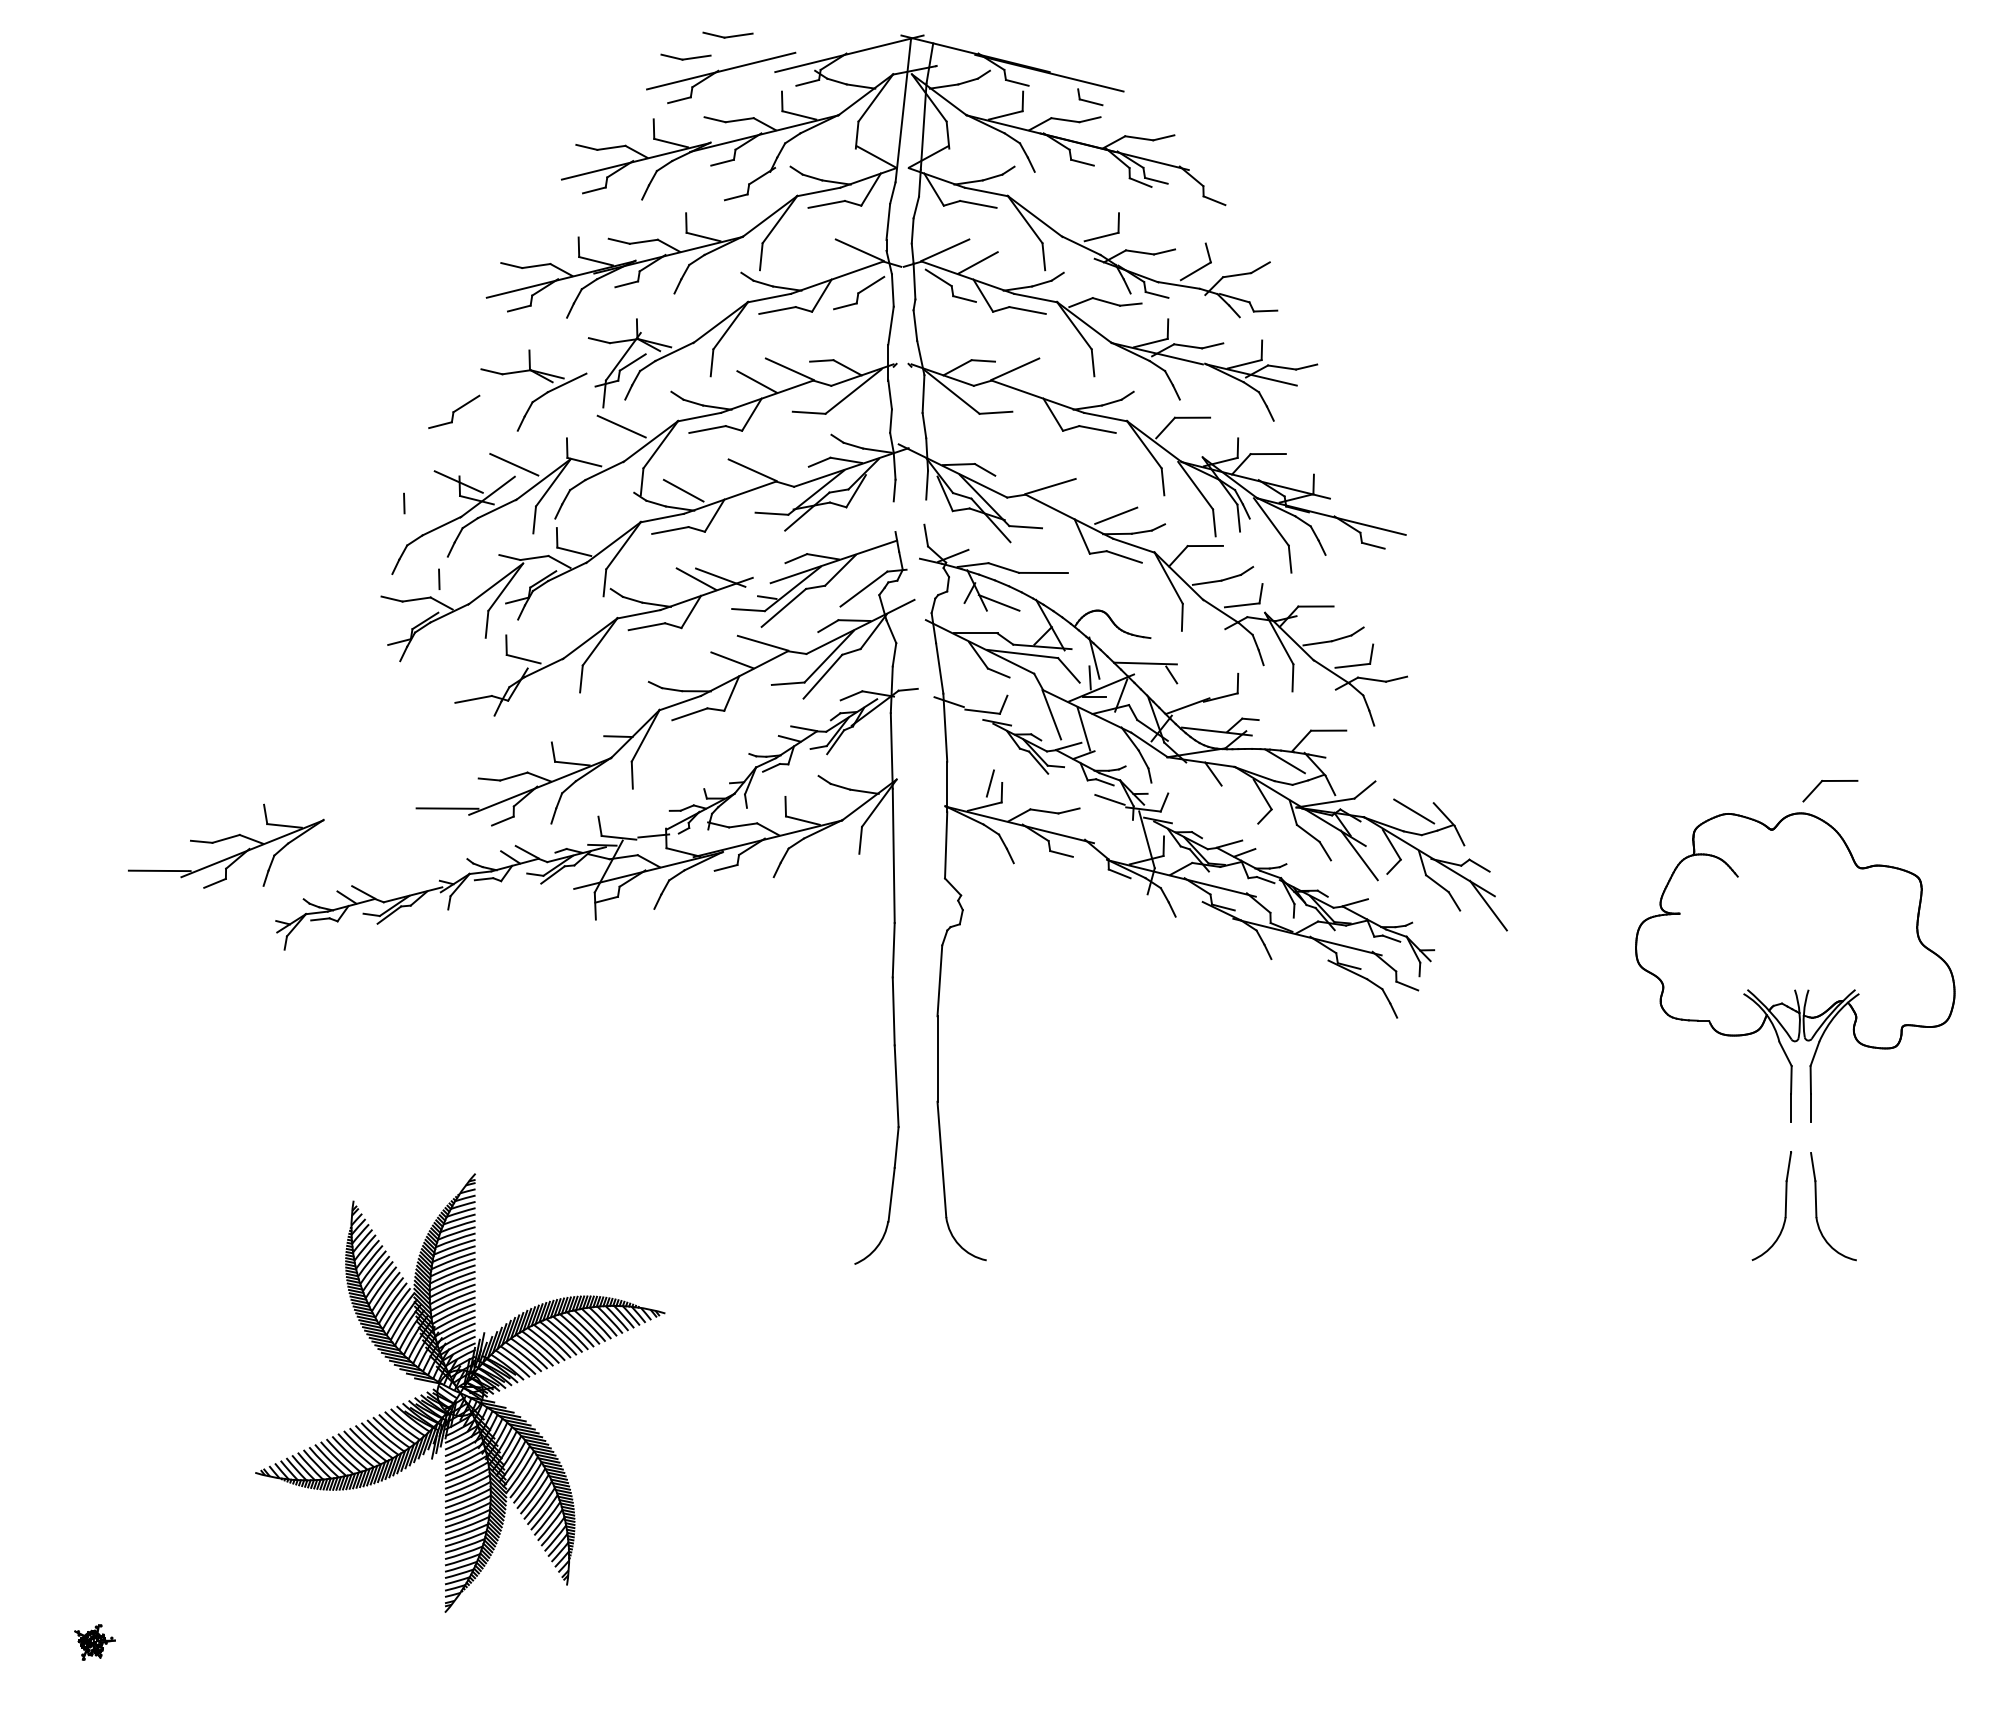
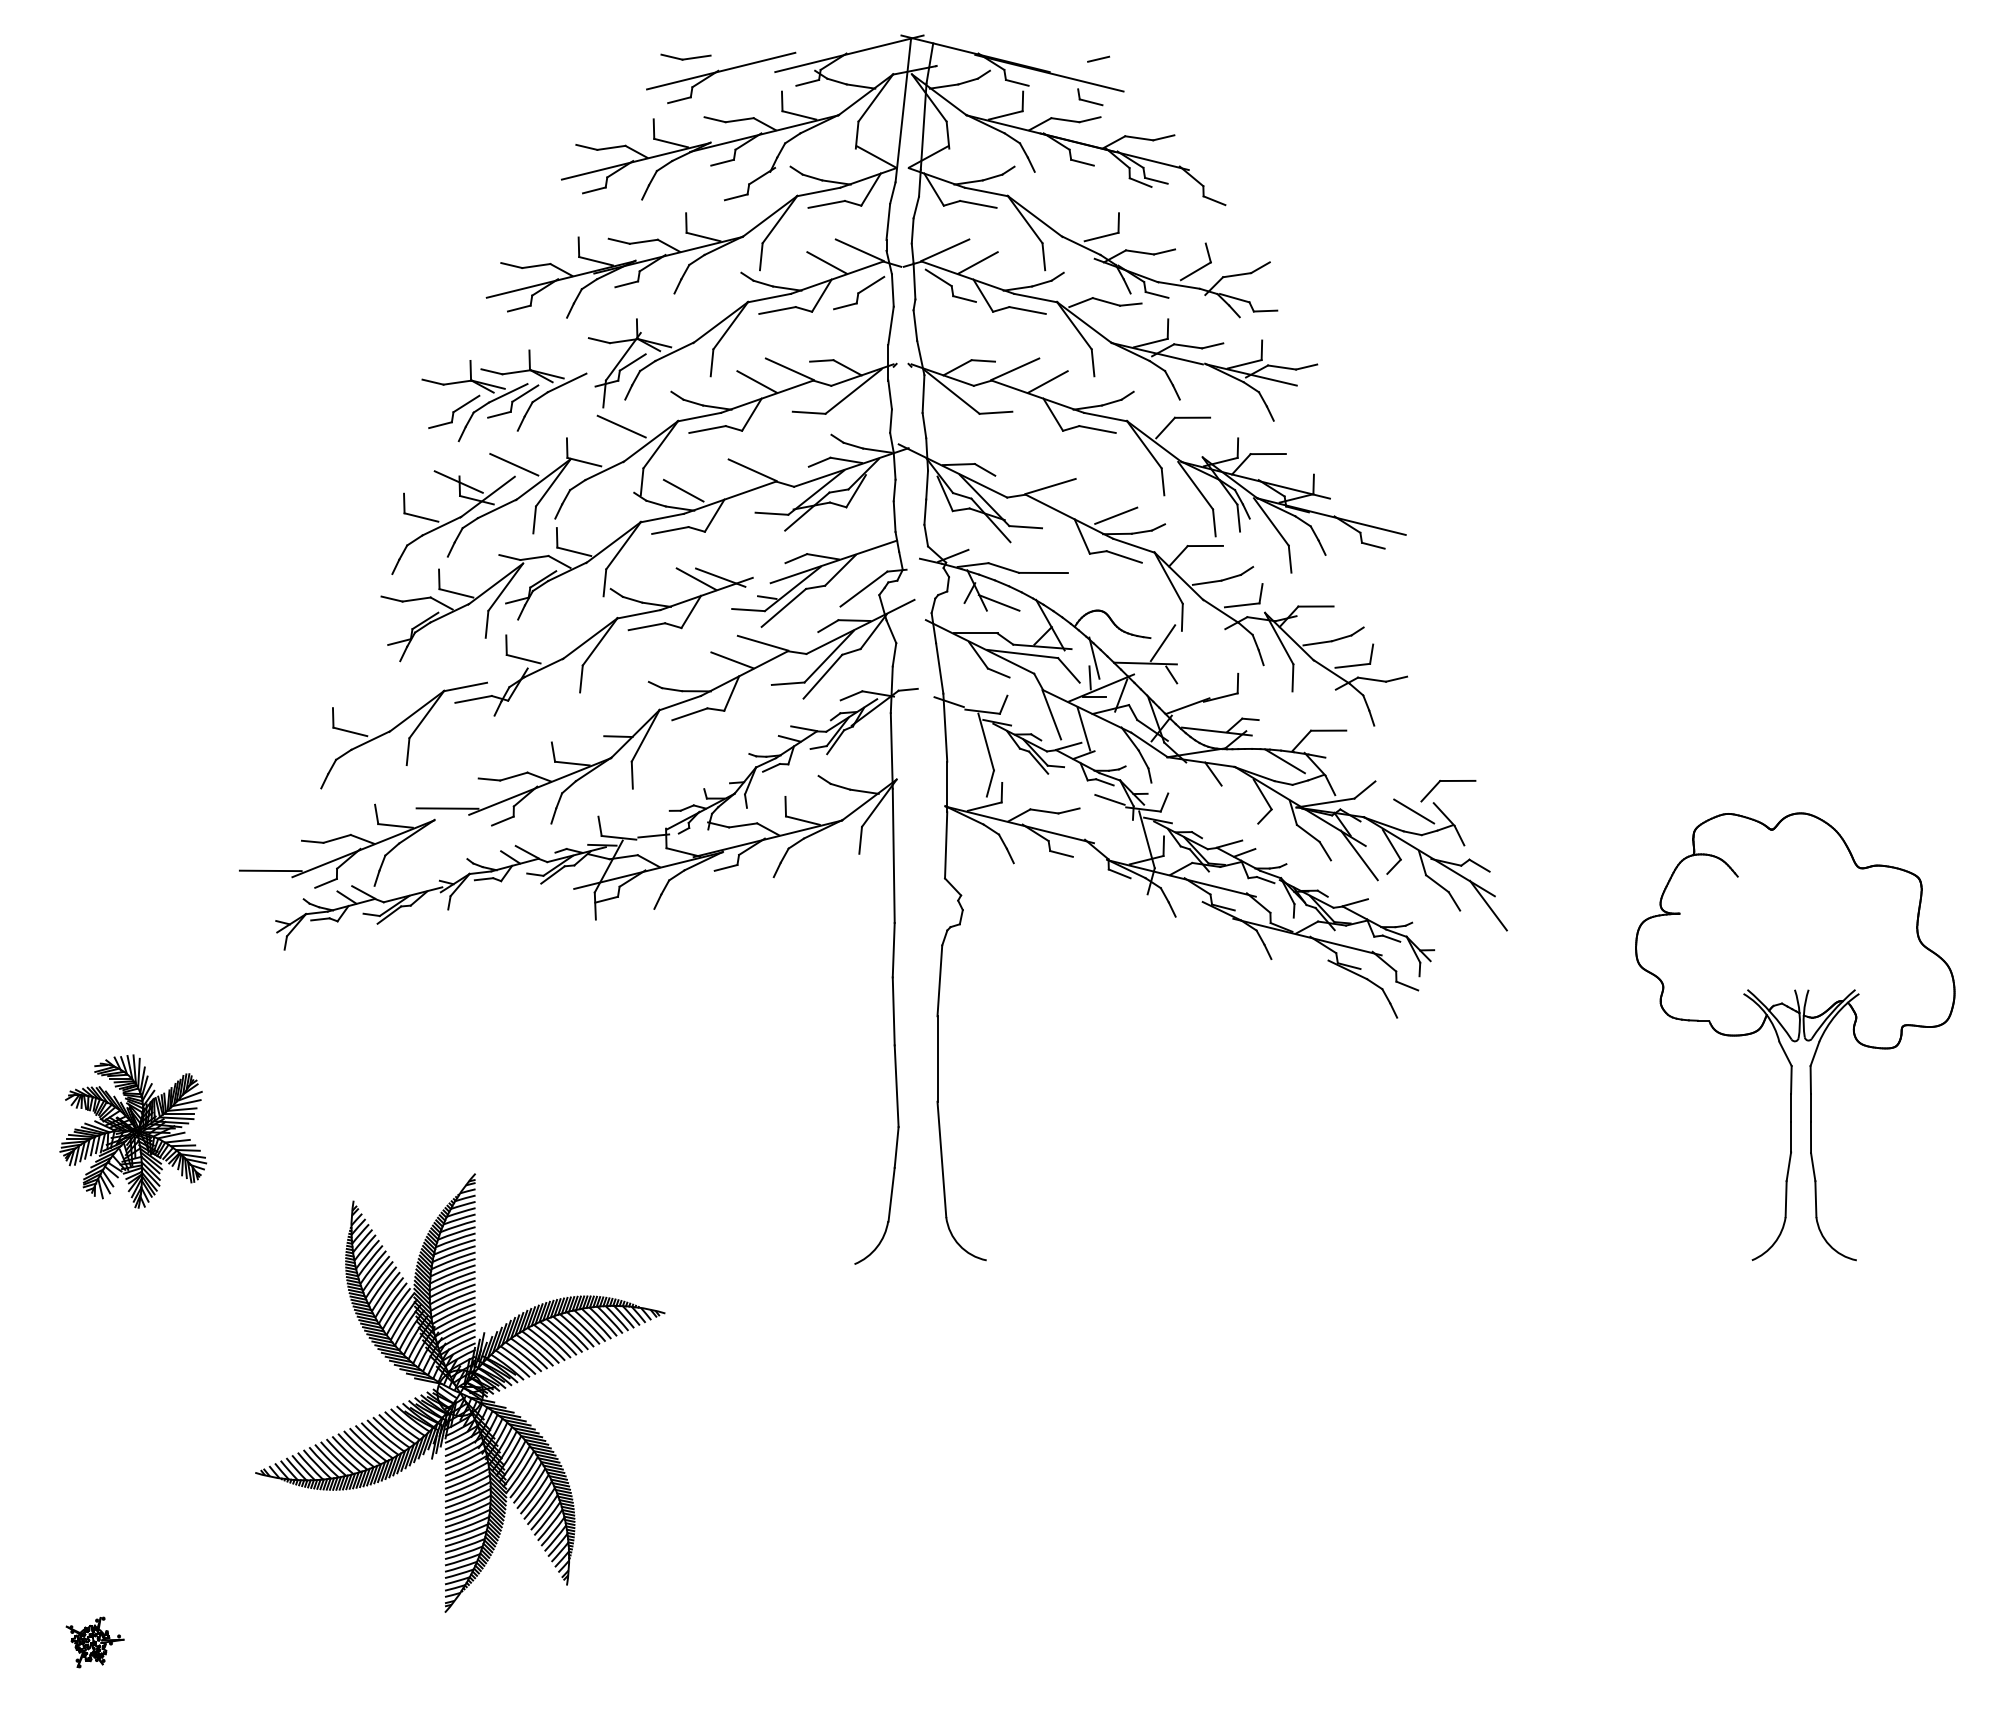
part: present -> none (727, 34)
line: none -> present (1098, 58)
line: none -> present (826, 262)
line: none -> present (1047, 381)
part: none -> present (480, 401)
line: none -> present (925, 511)
line: none -> present (894, 516)
line: none -> present (421, 517)
line: none -> present (456, 593)
line: none -> present (1162, 643)
part: none -> present (403, 735)
line: none -> present (985, 741)
part position: (1830, 781) -> (1448, 781) (1448, 781)
part position: (226, 845) -> (337, 845) (337, 845)
part: none -> present (133, 1131)
line: none -> present (1791, 1136)
line: none -> present (1810, 1137)
part size: 42x37 px -> 60x53 px (94, 1642)
